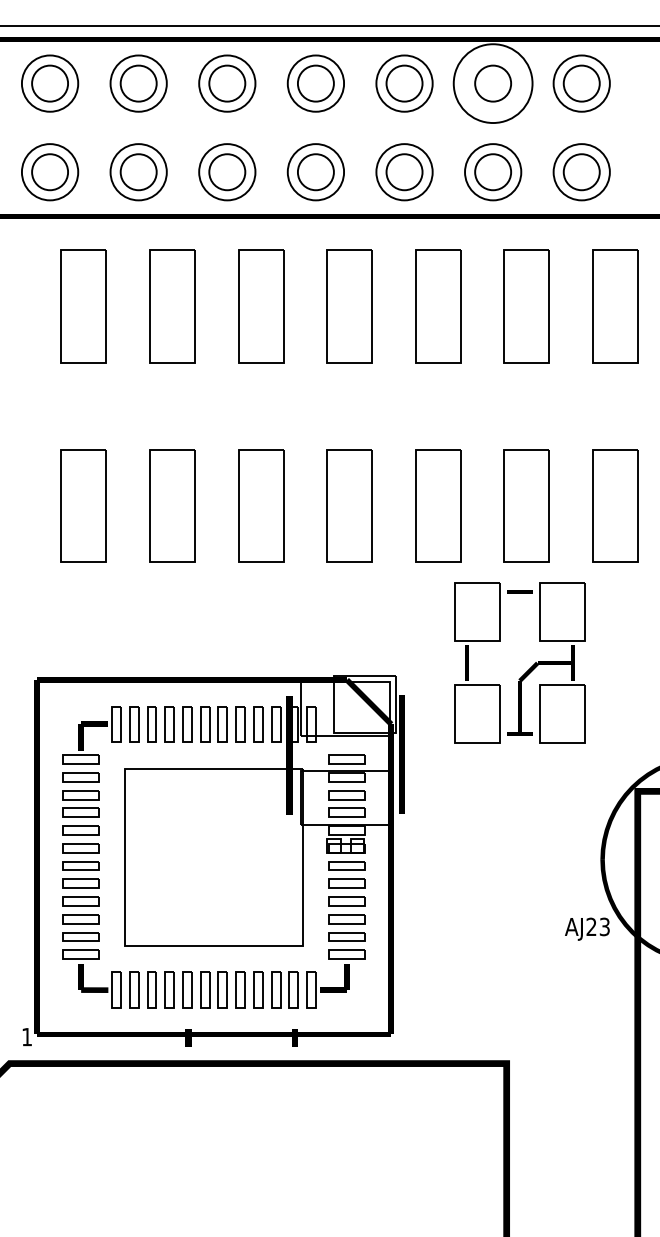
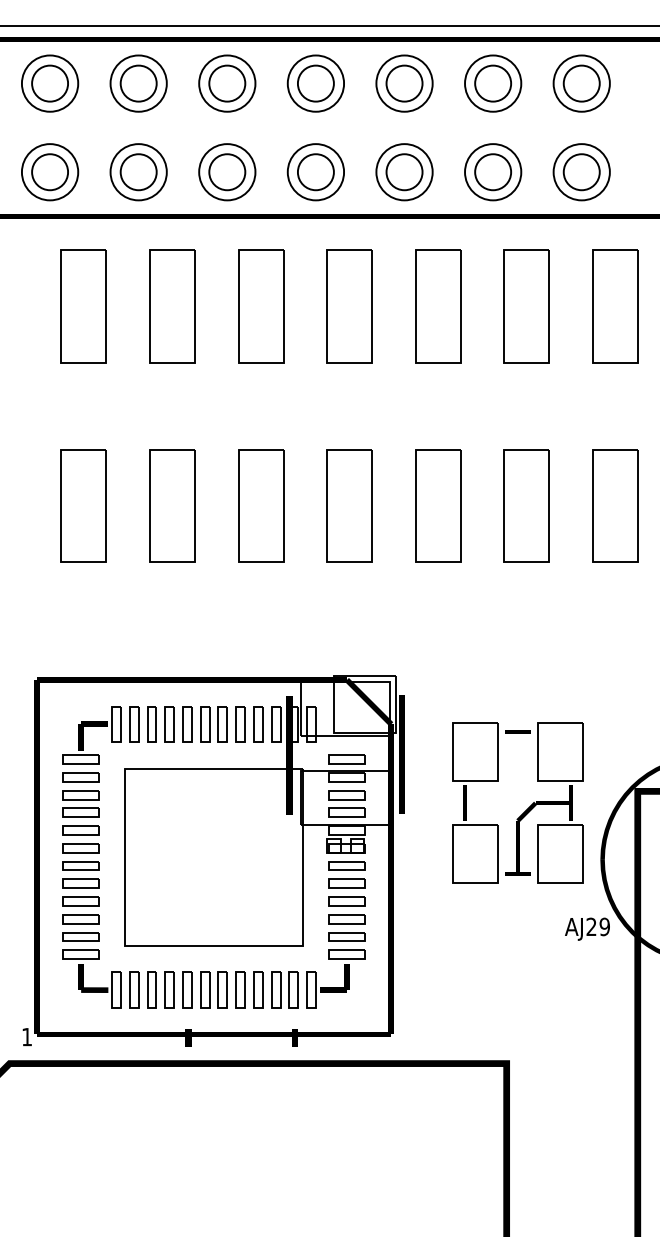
circle diameter: 79 px -> 56 px (493, 83)
part position: (527, 670) -> (525, 810) (525, 810)
text: AJ23 -> AJ29 (604, 926)
